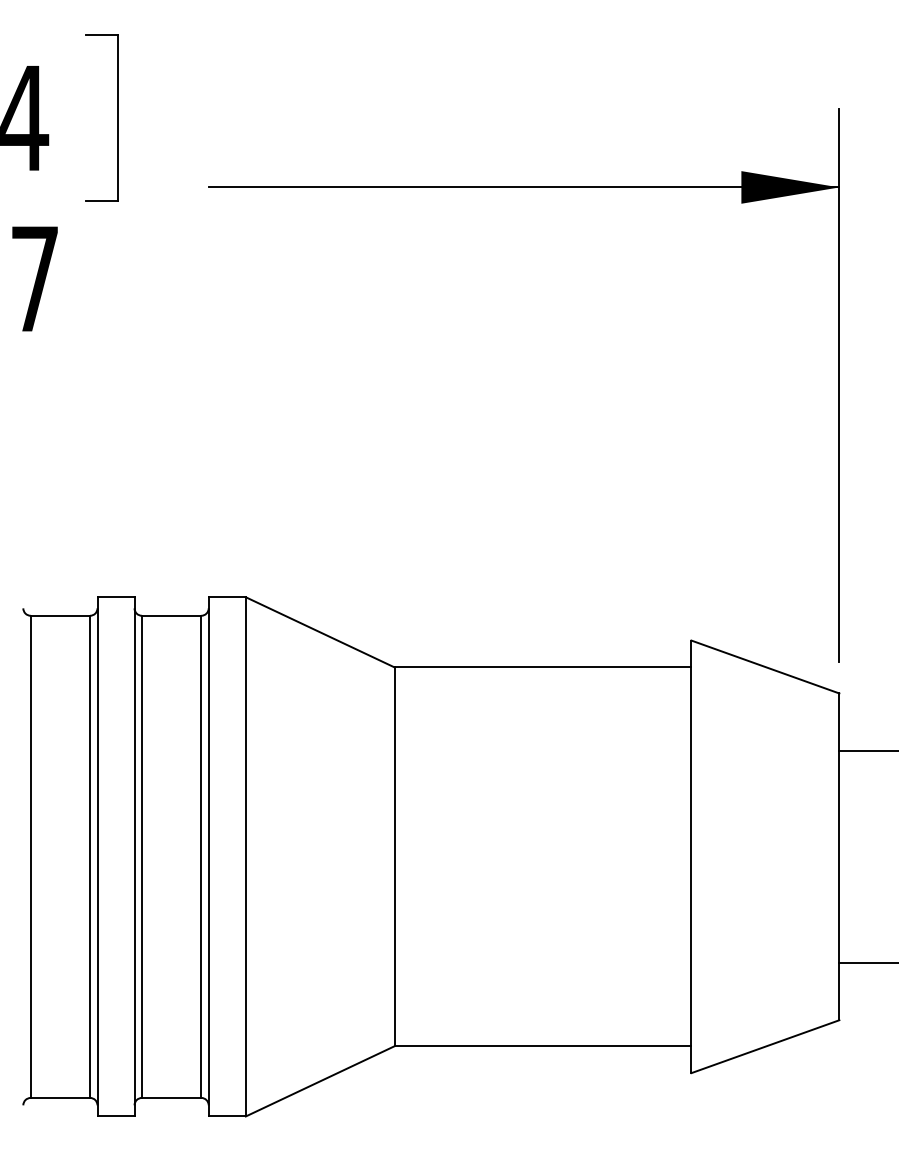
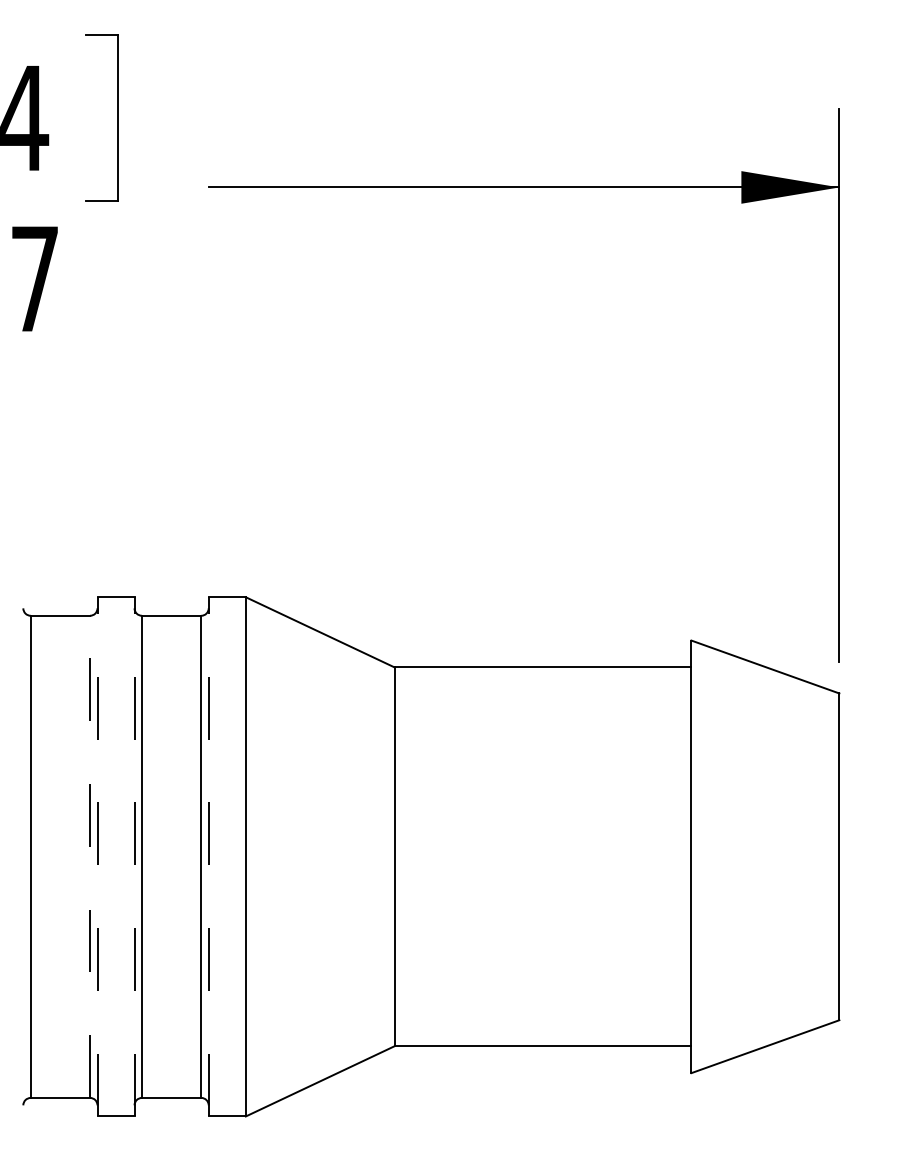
line: present -> none (867, 750)
line: solid -> dashed (90, 856)
line: solid -> dashed (97, 856)
line: solid -> dashed (134, 856)
line: solid -> dashed (208, 856)
line: present -> none (867, 962)
